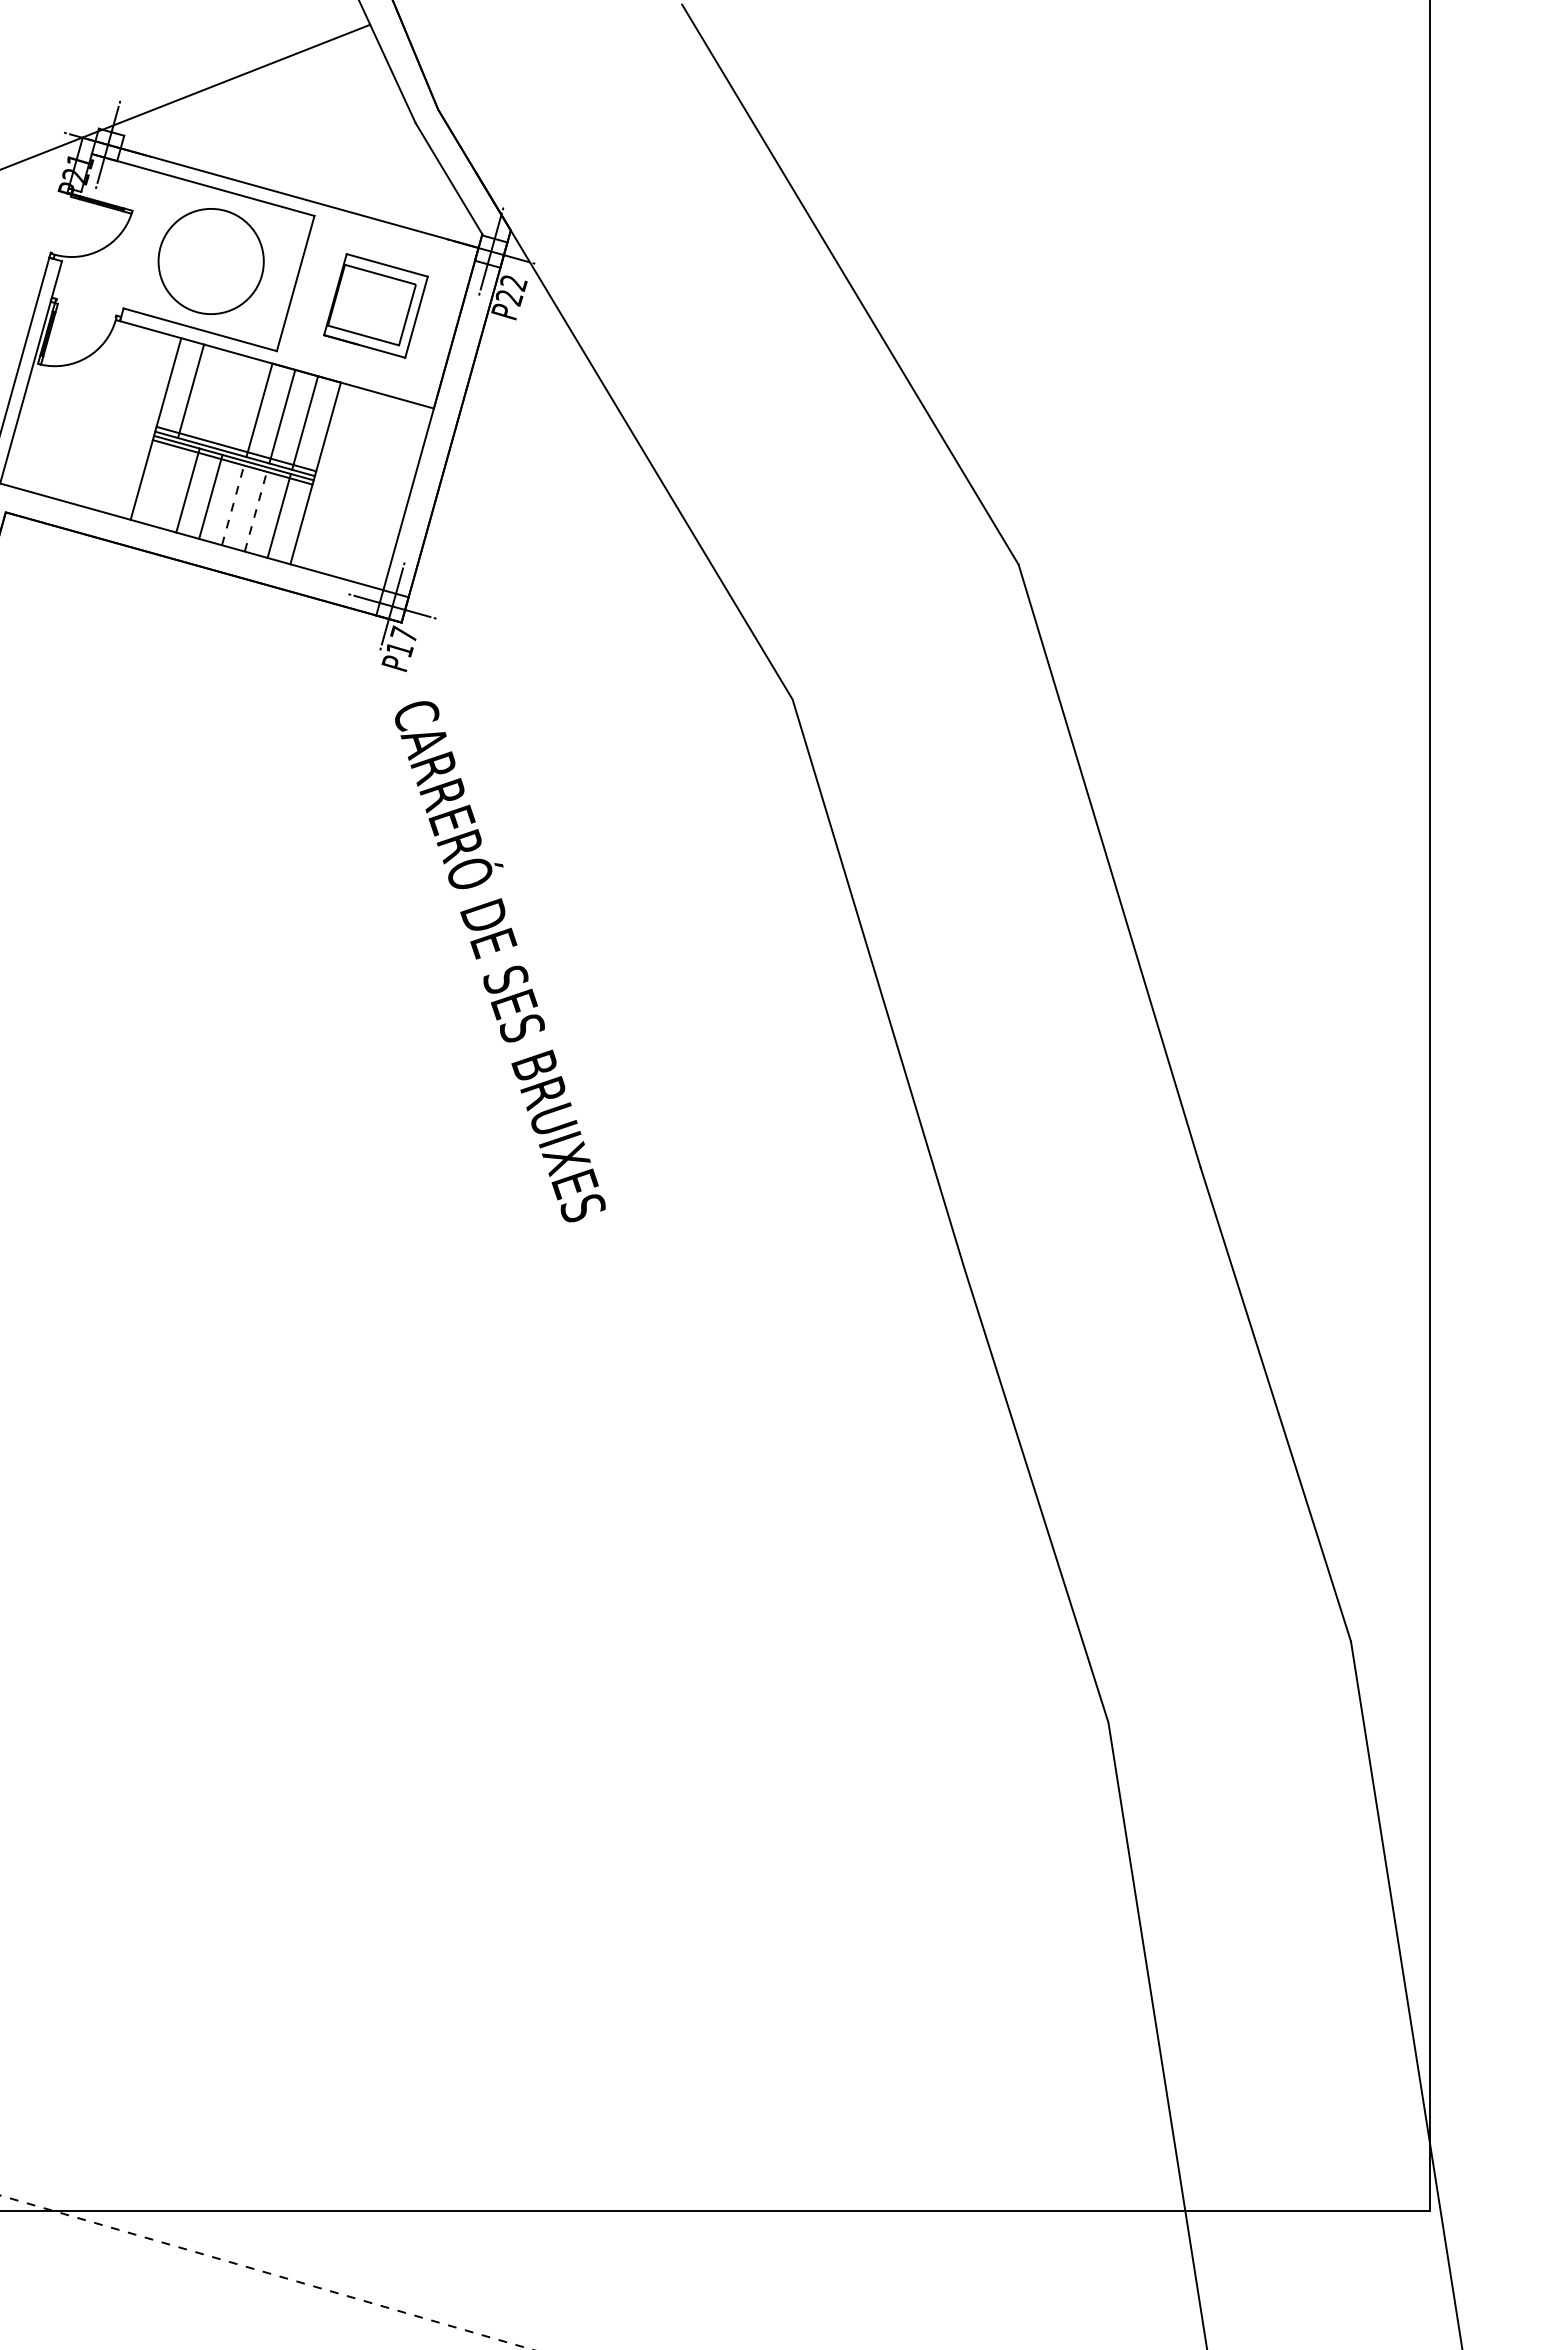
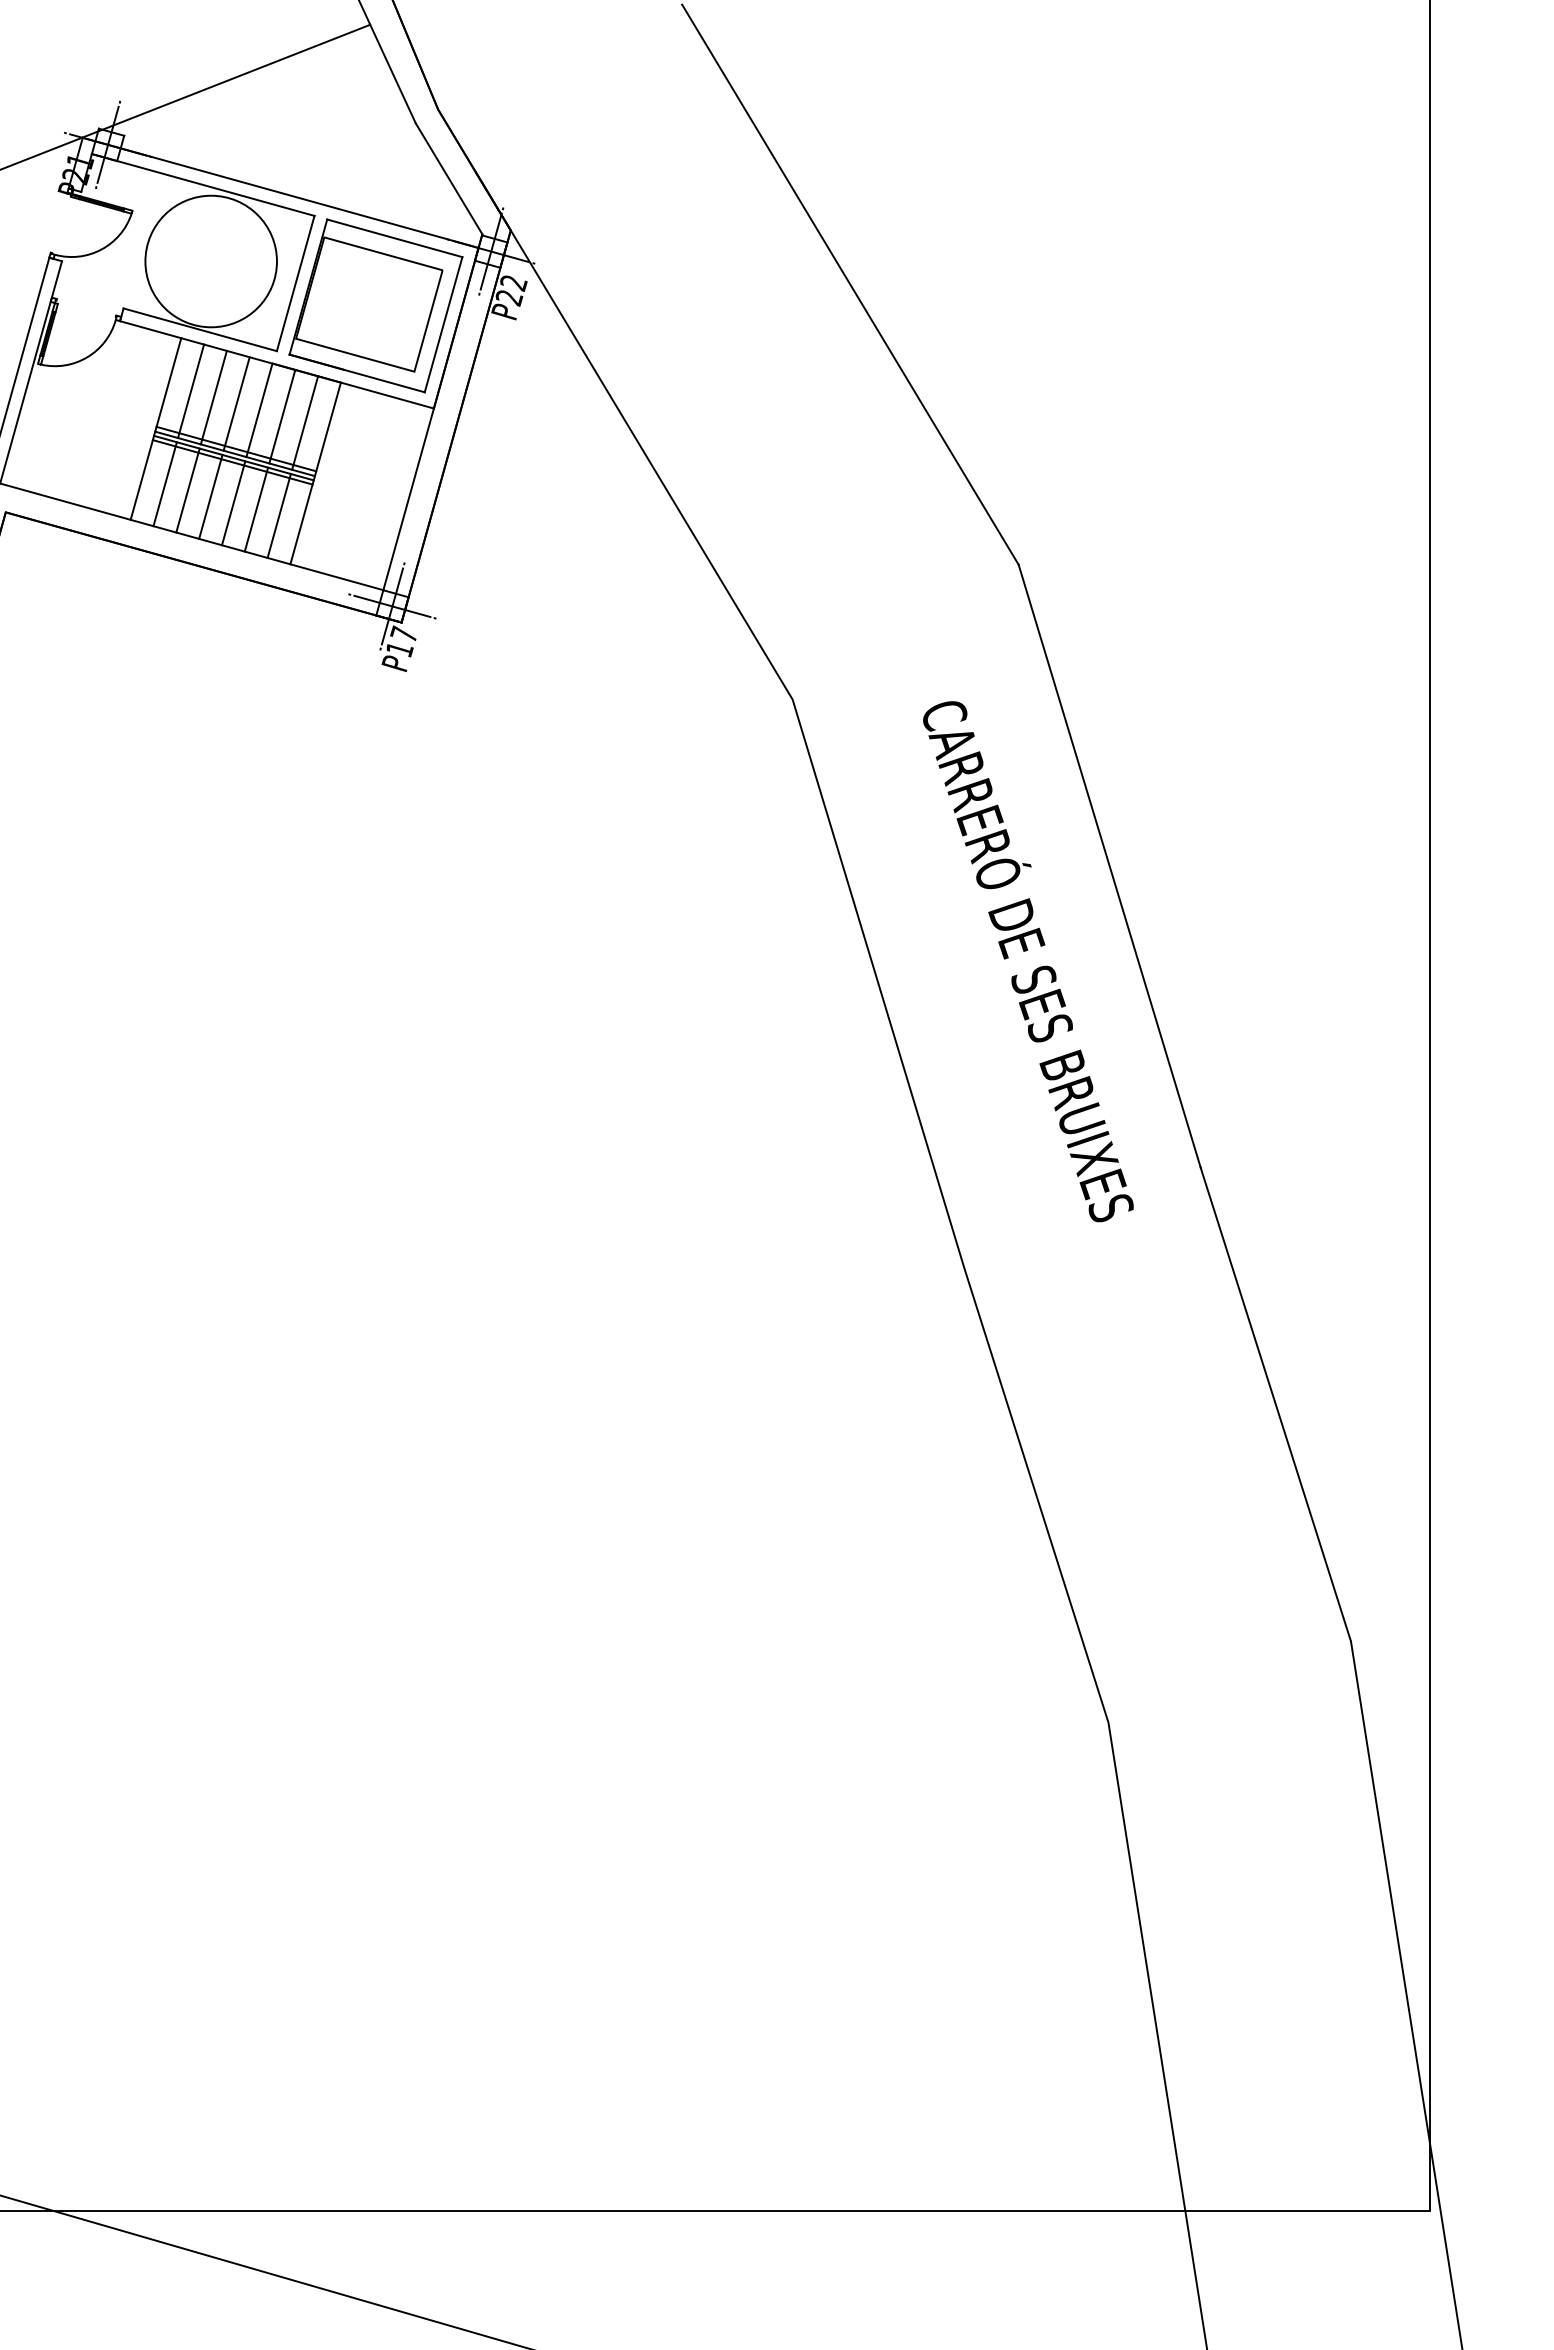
circle diameter: 105 px -> 132 px (210, 261)
part size: 106x106 px -> 176x176 px (375, 305)
line: none -> present (213, 397)
line: none -> present (236, 403)
line: none -> present (164, 484)
line: dashed -> solid (233, 503)
line: dashed -> solid (256, 509)
text position: (500, 961) -> (1028, 961) (1028, 961)
line: dashed -> solid (266, 2272)
